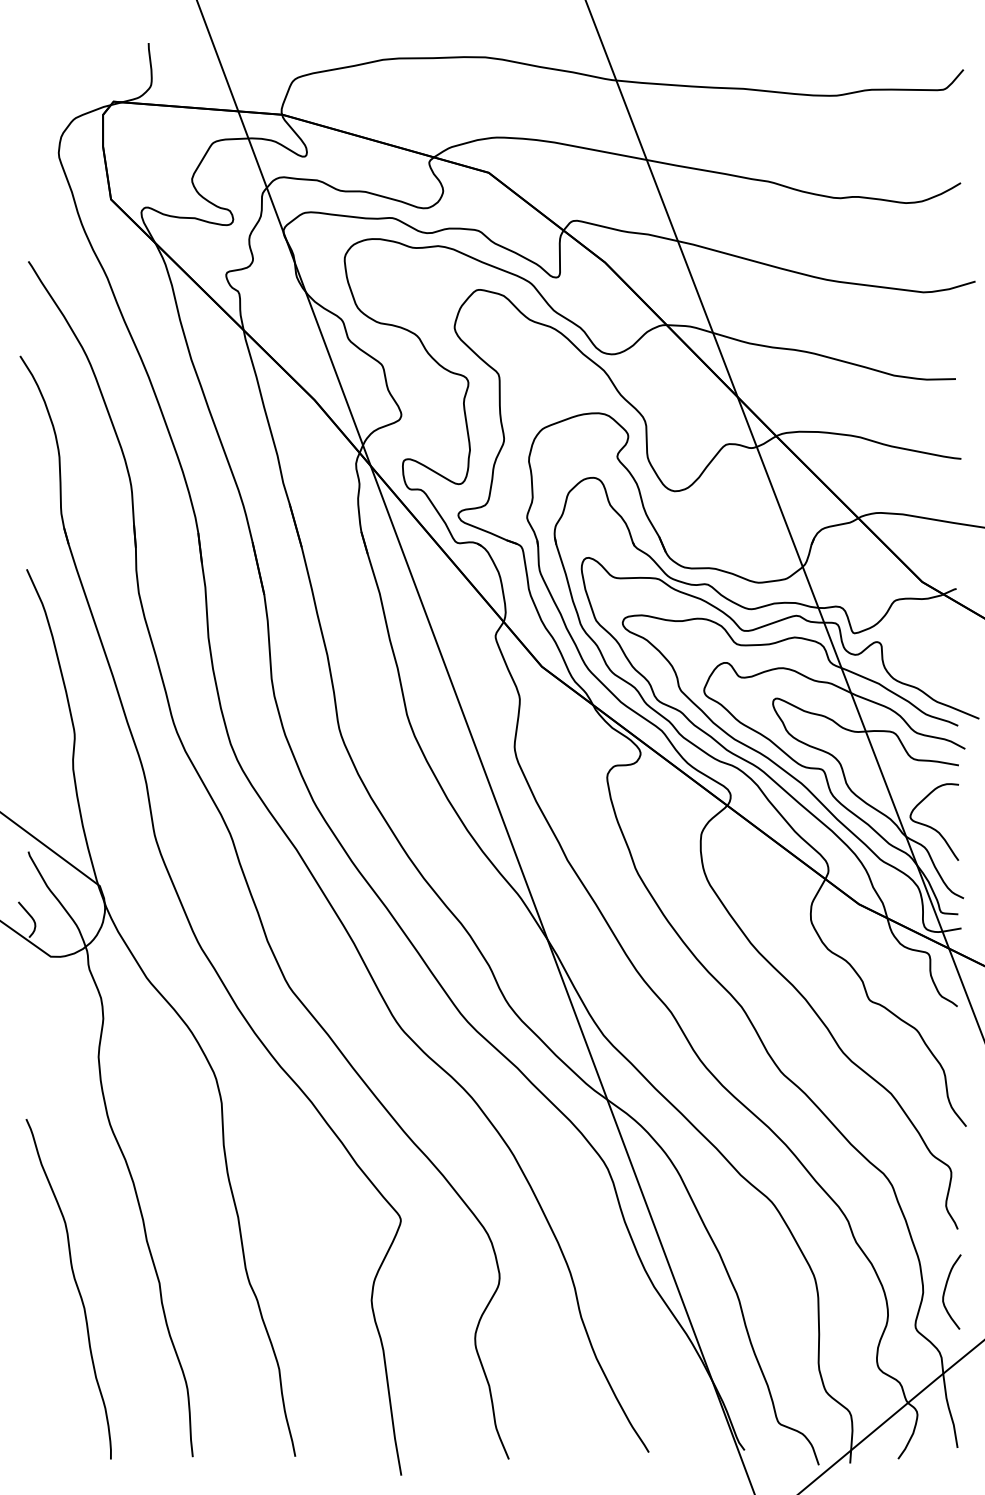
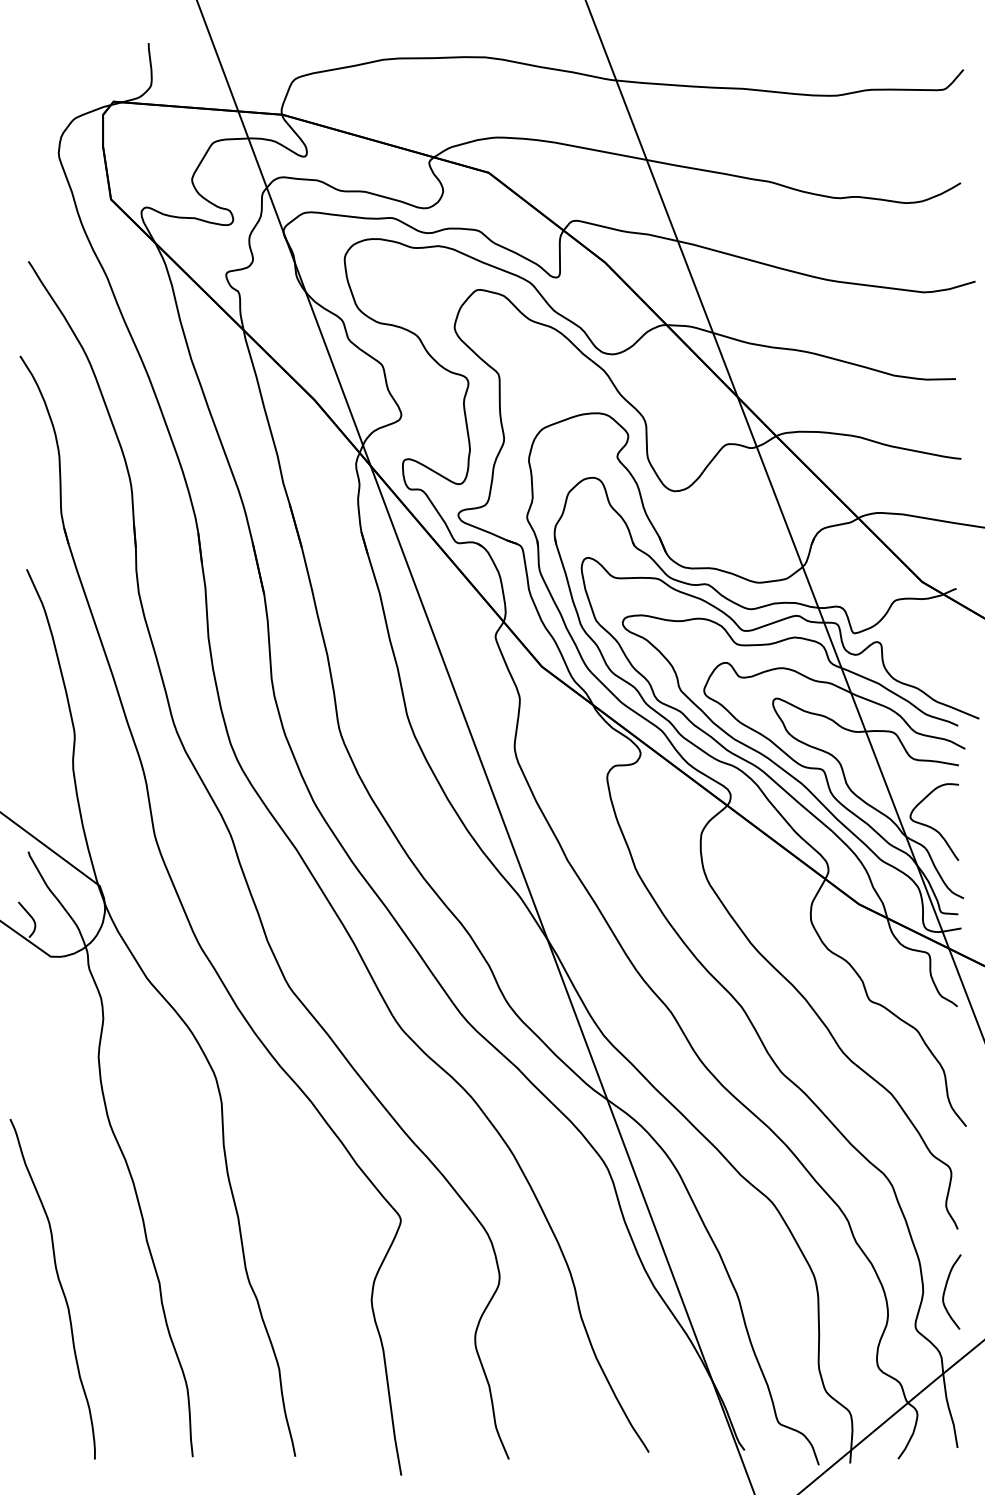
curve position: (76, 1287) -> (60, 1287) (60, 1287)
